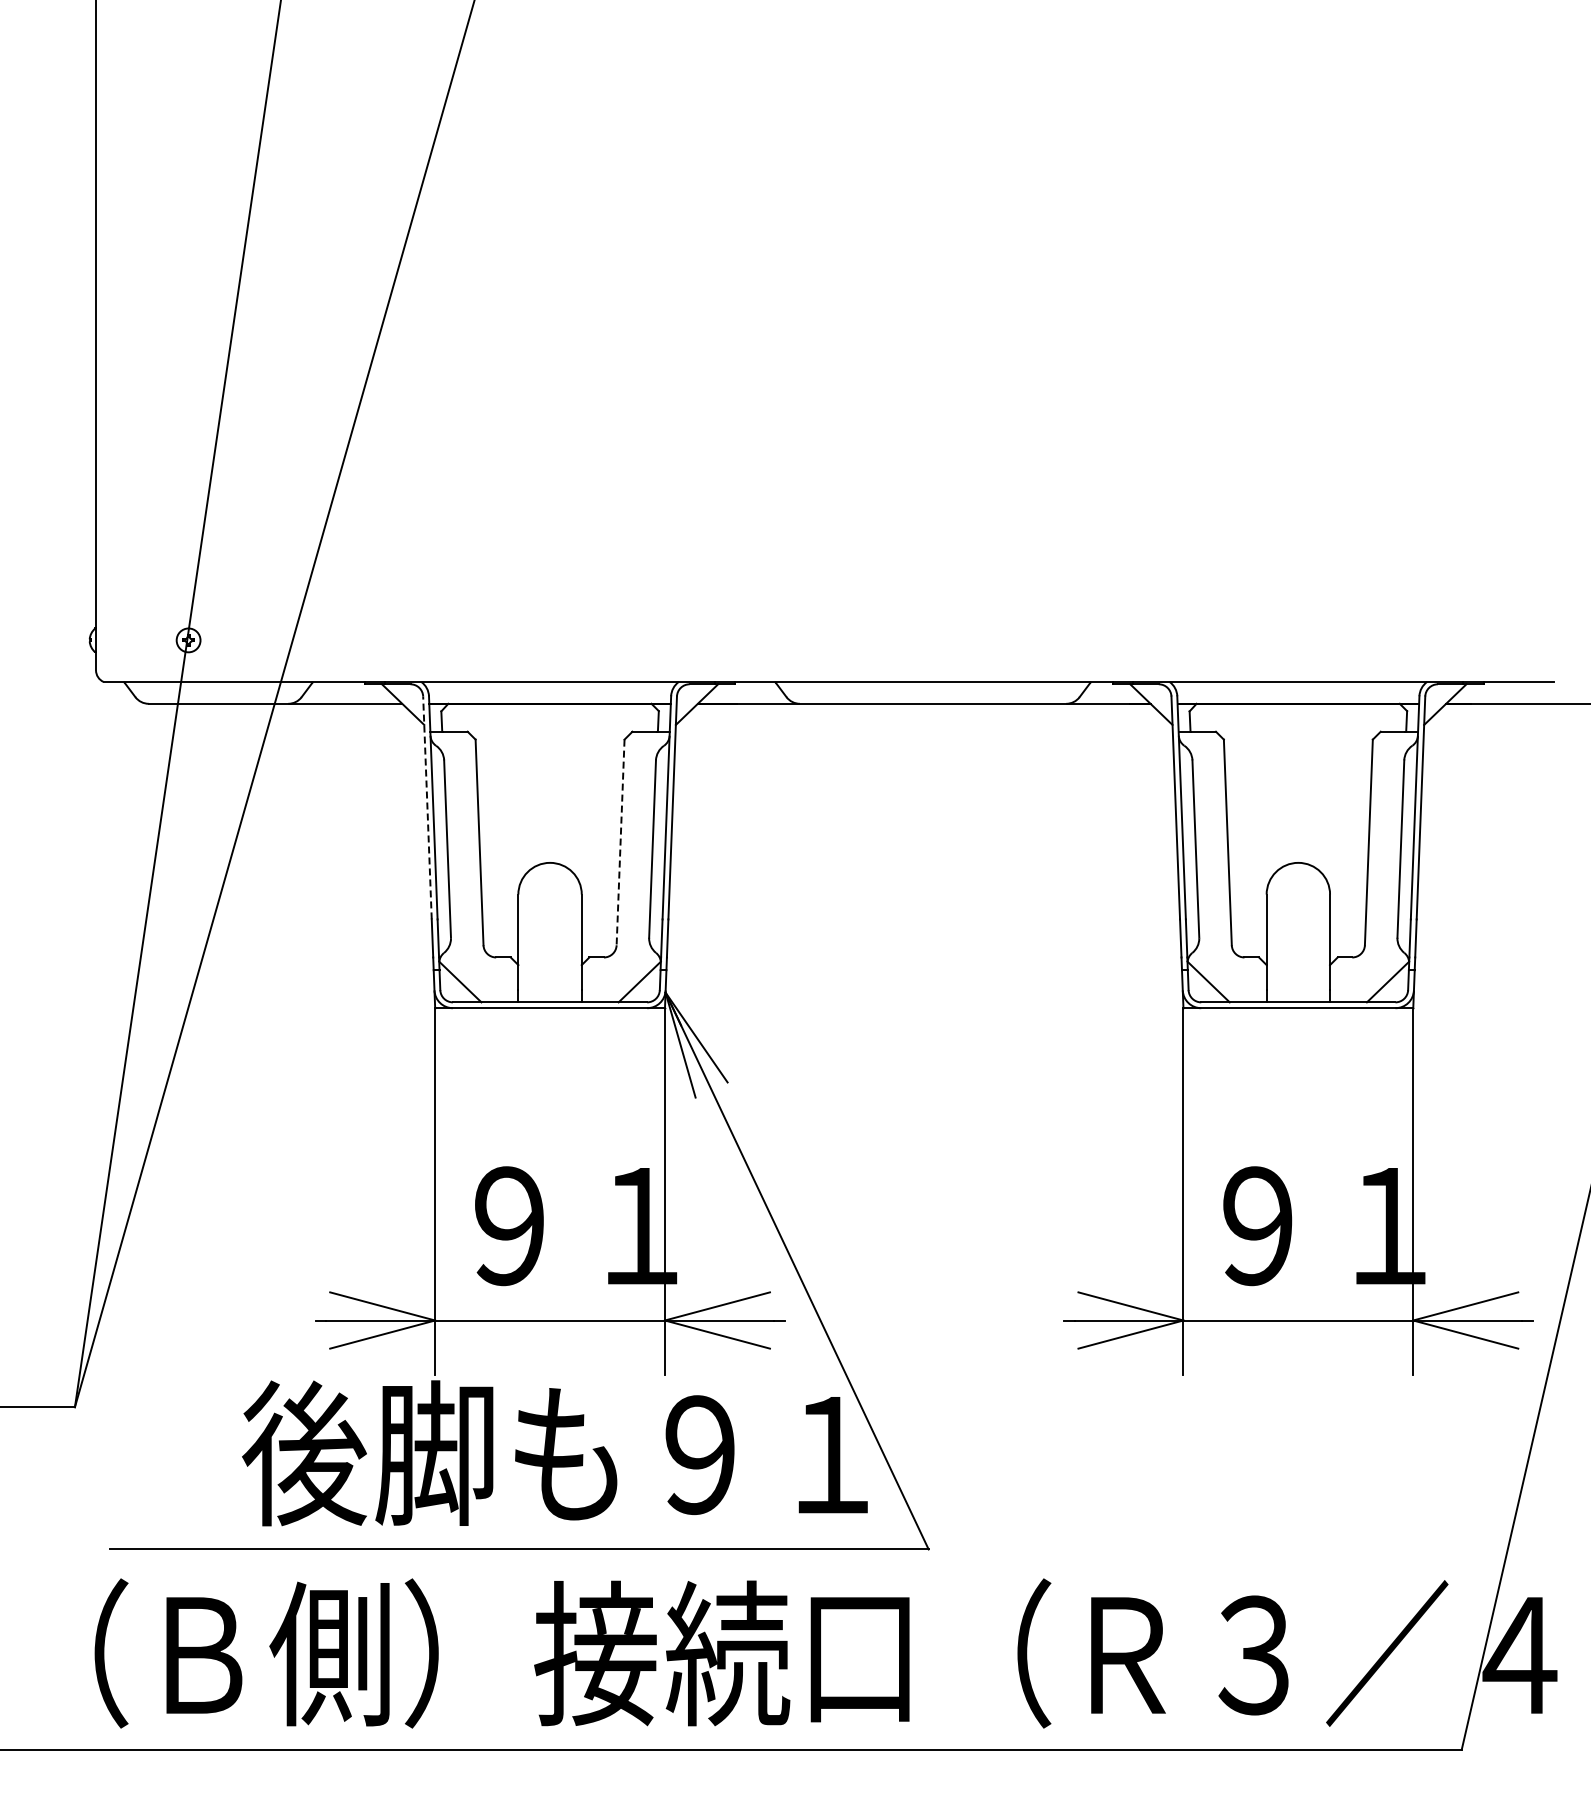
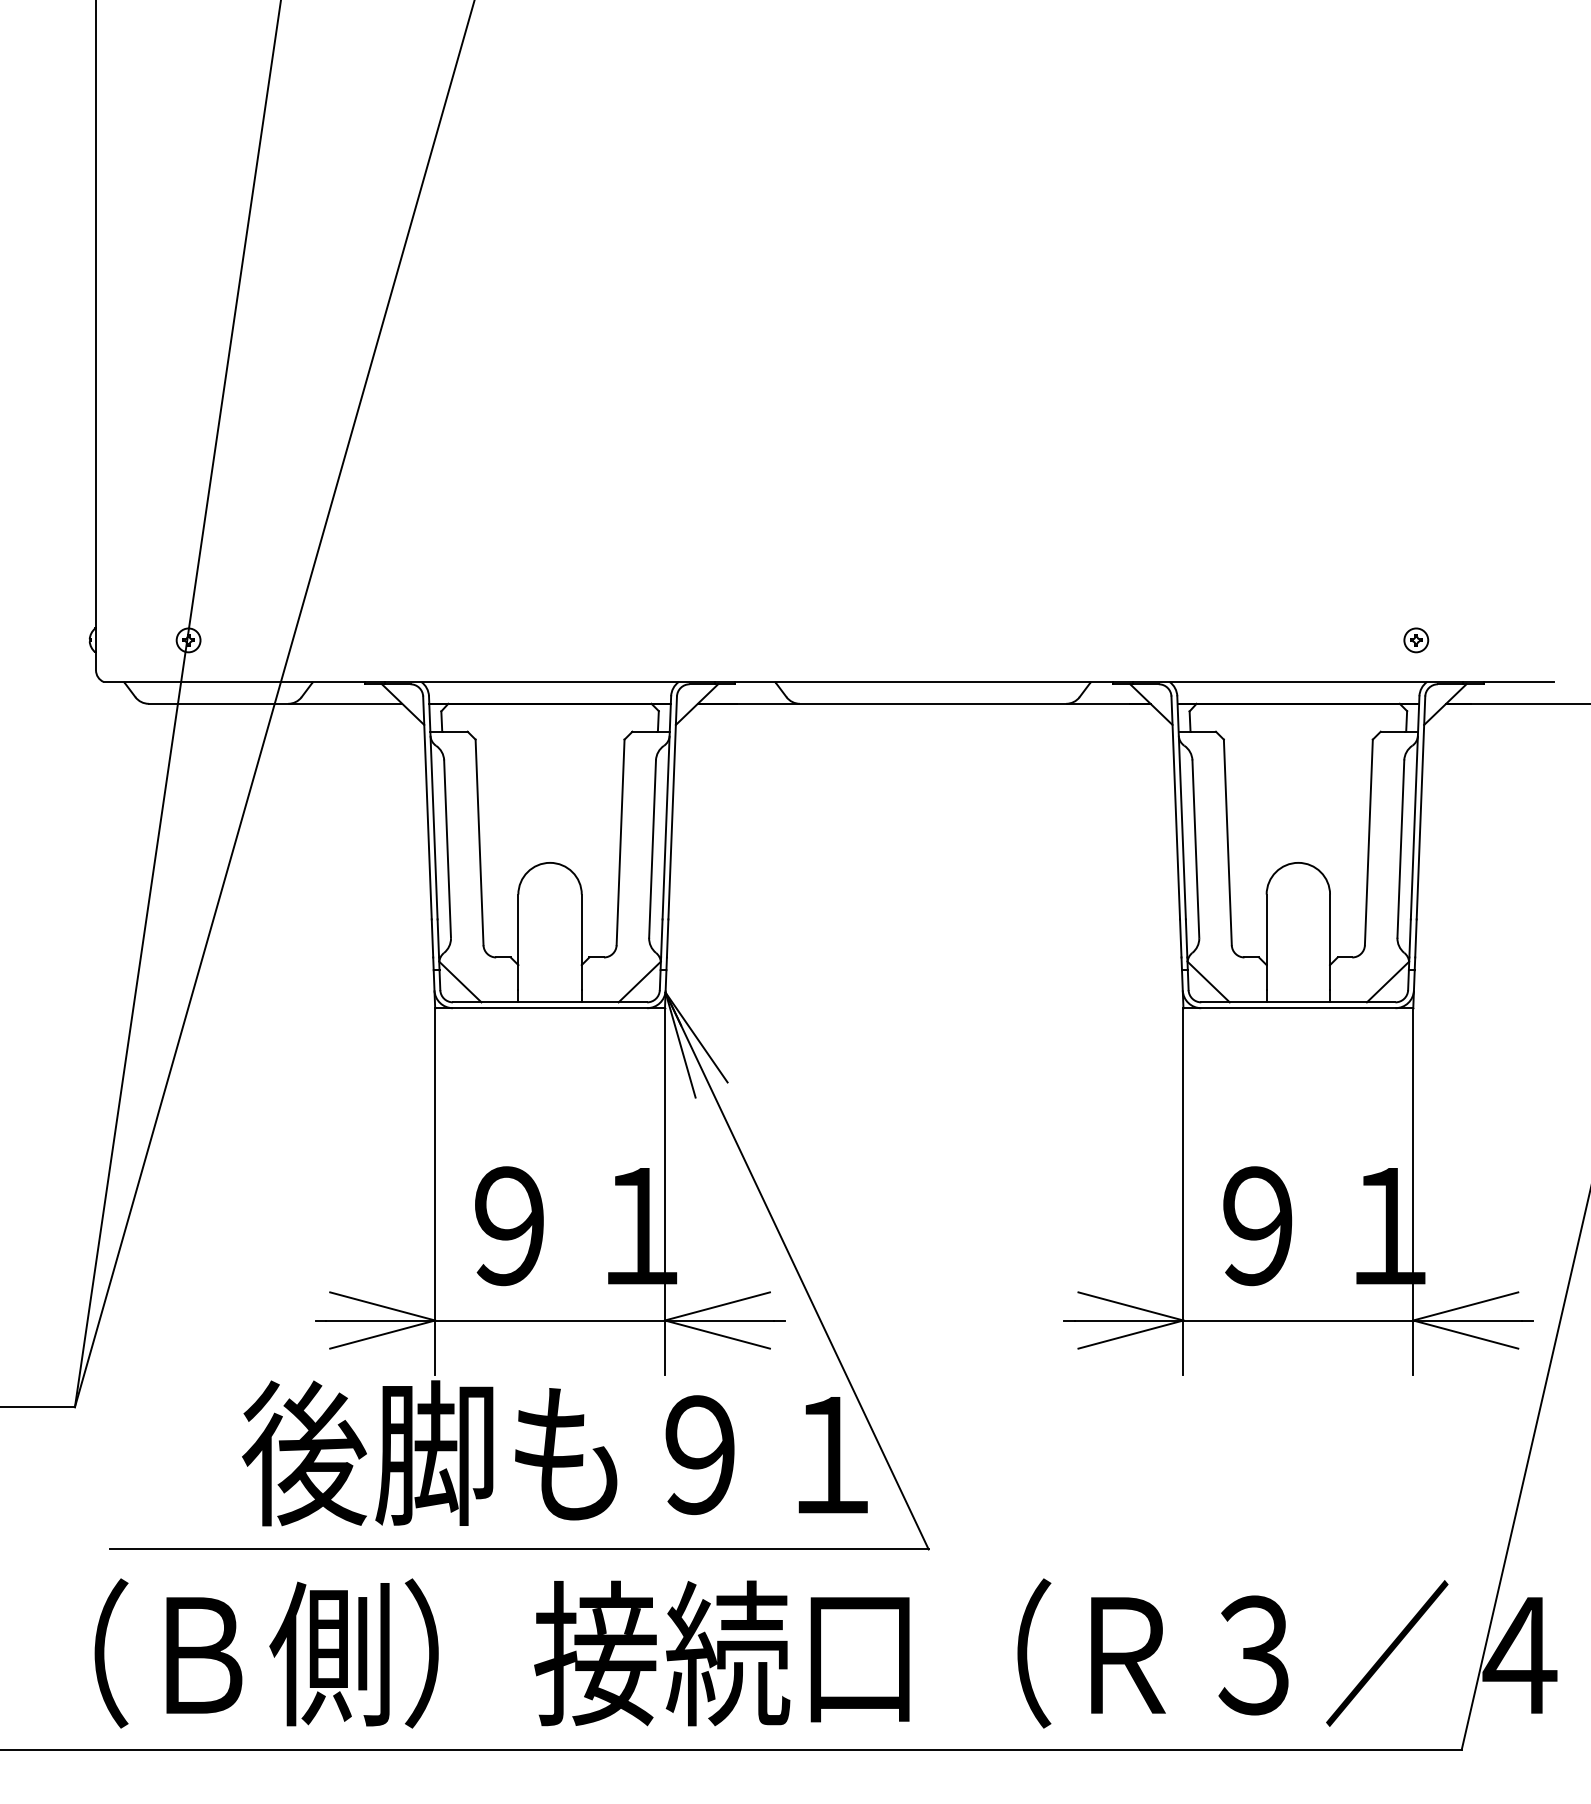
part: none -> present (1416, 640)
line: dashed -> solid (427, 807)
line: dashed -> solid (620, 842)
